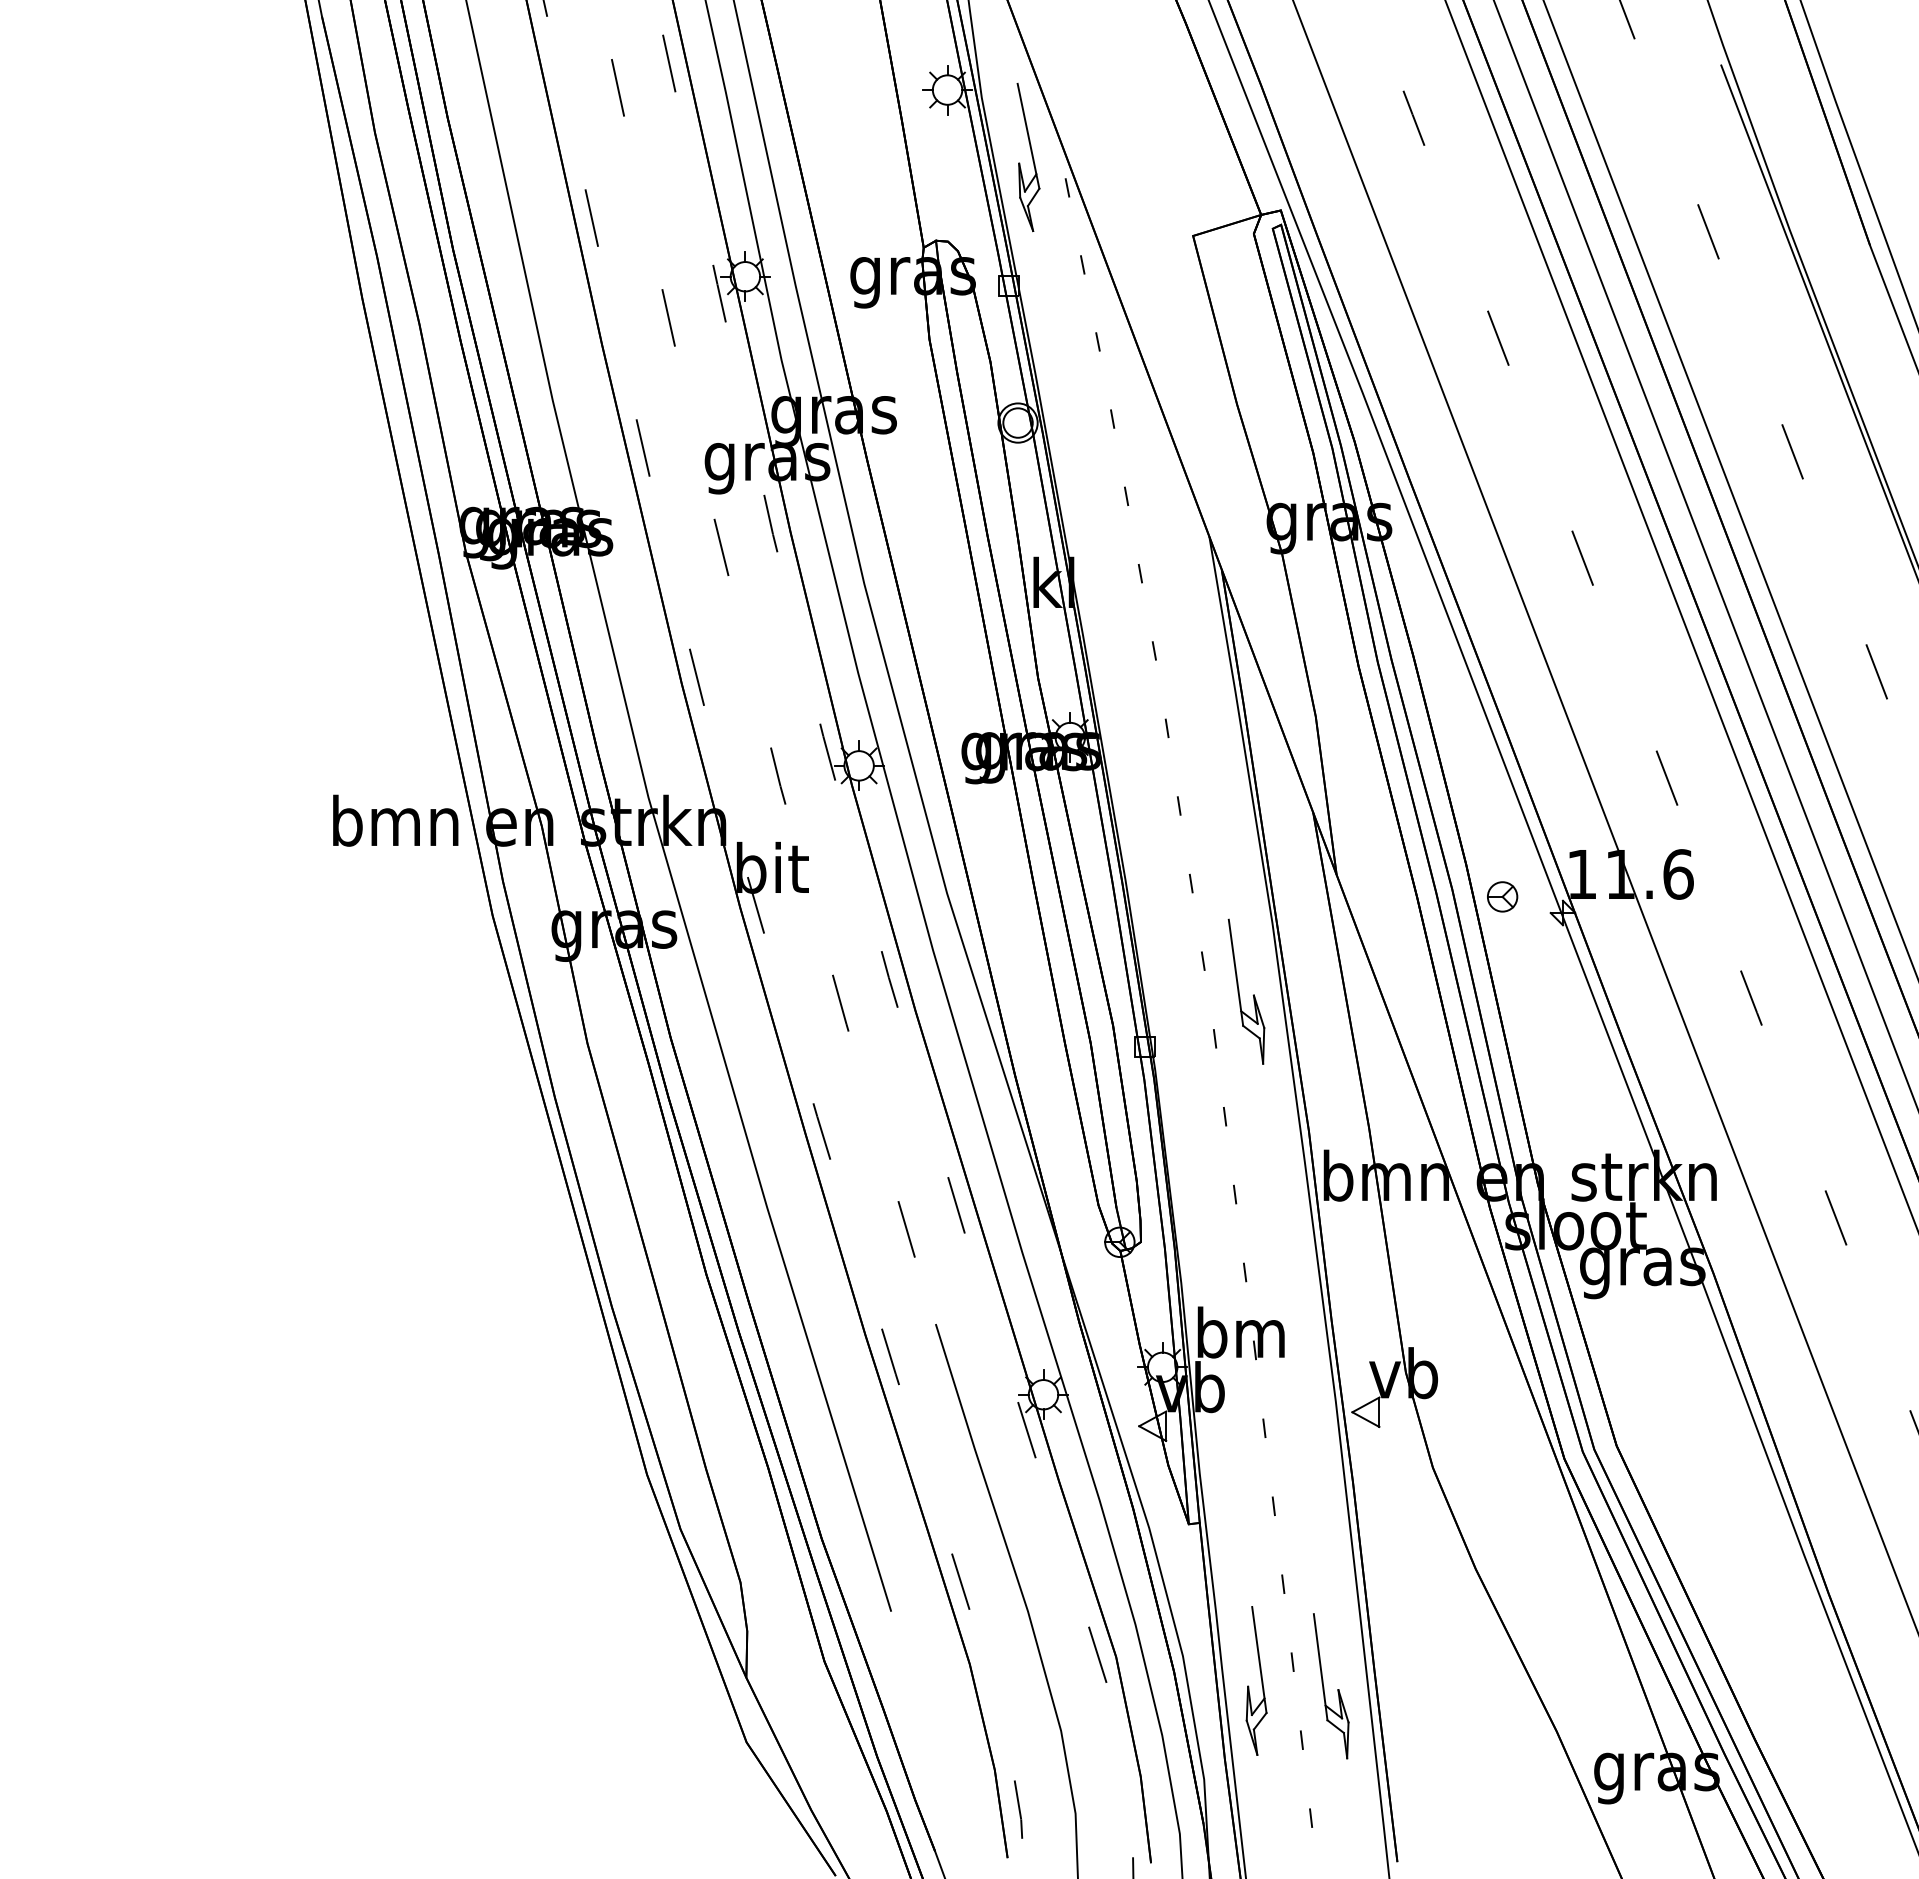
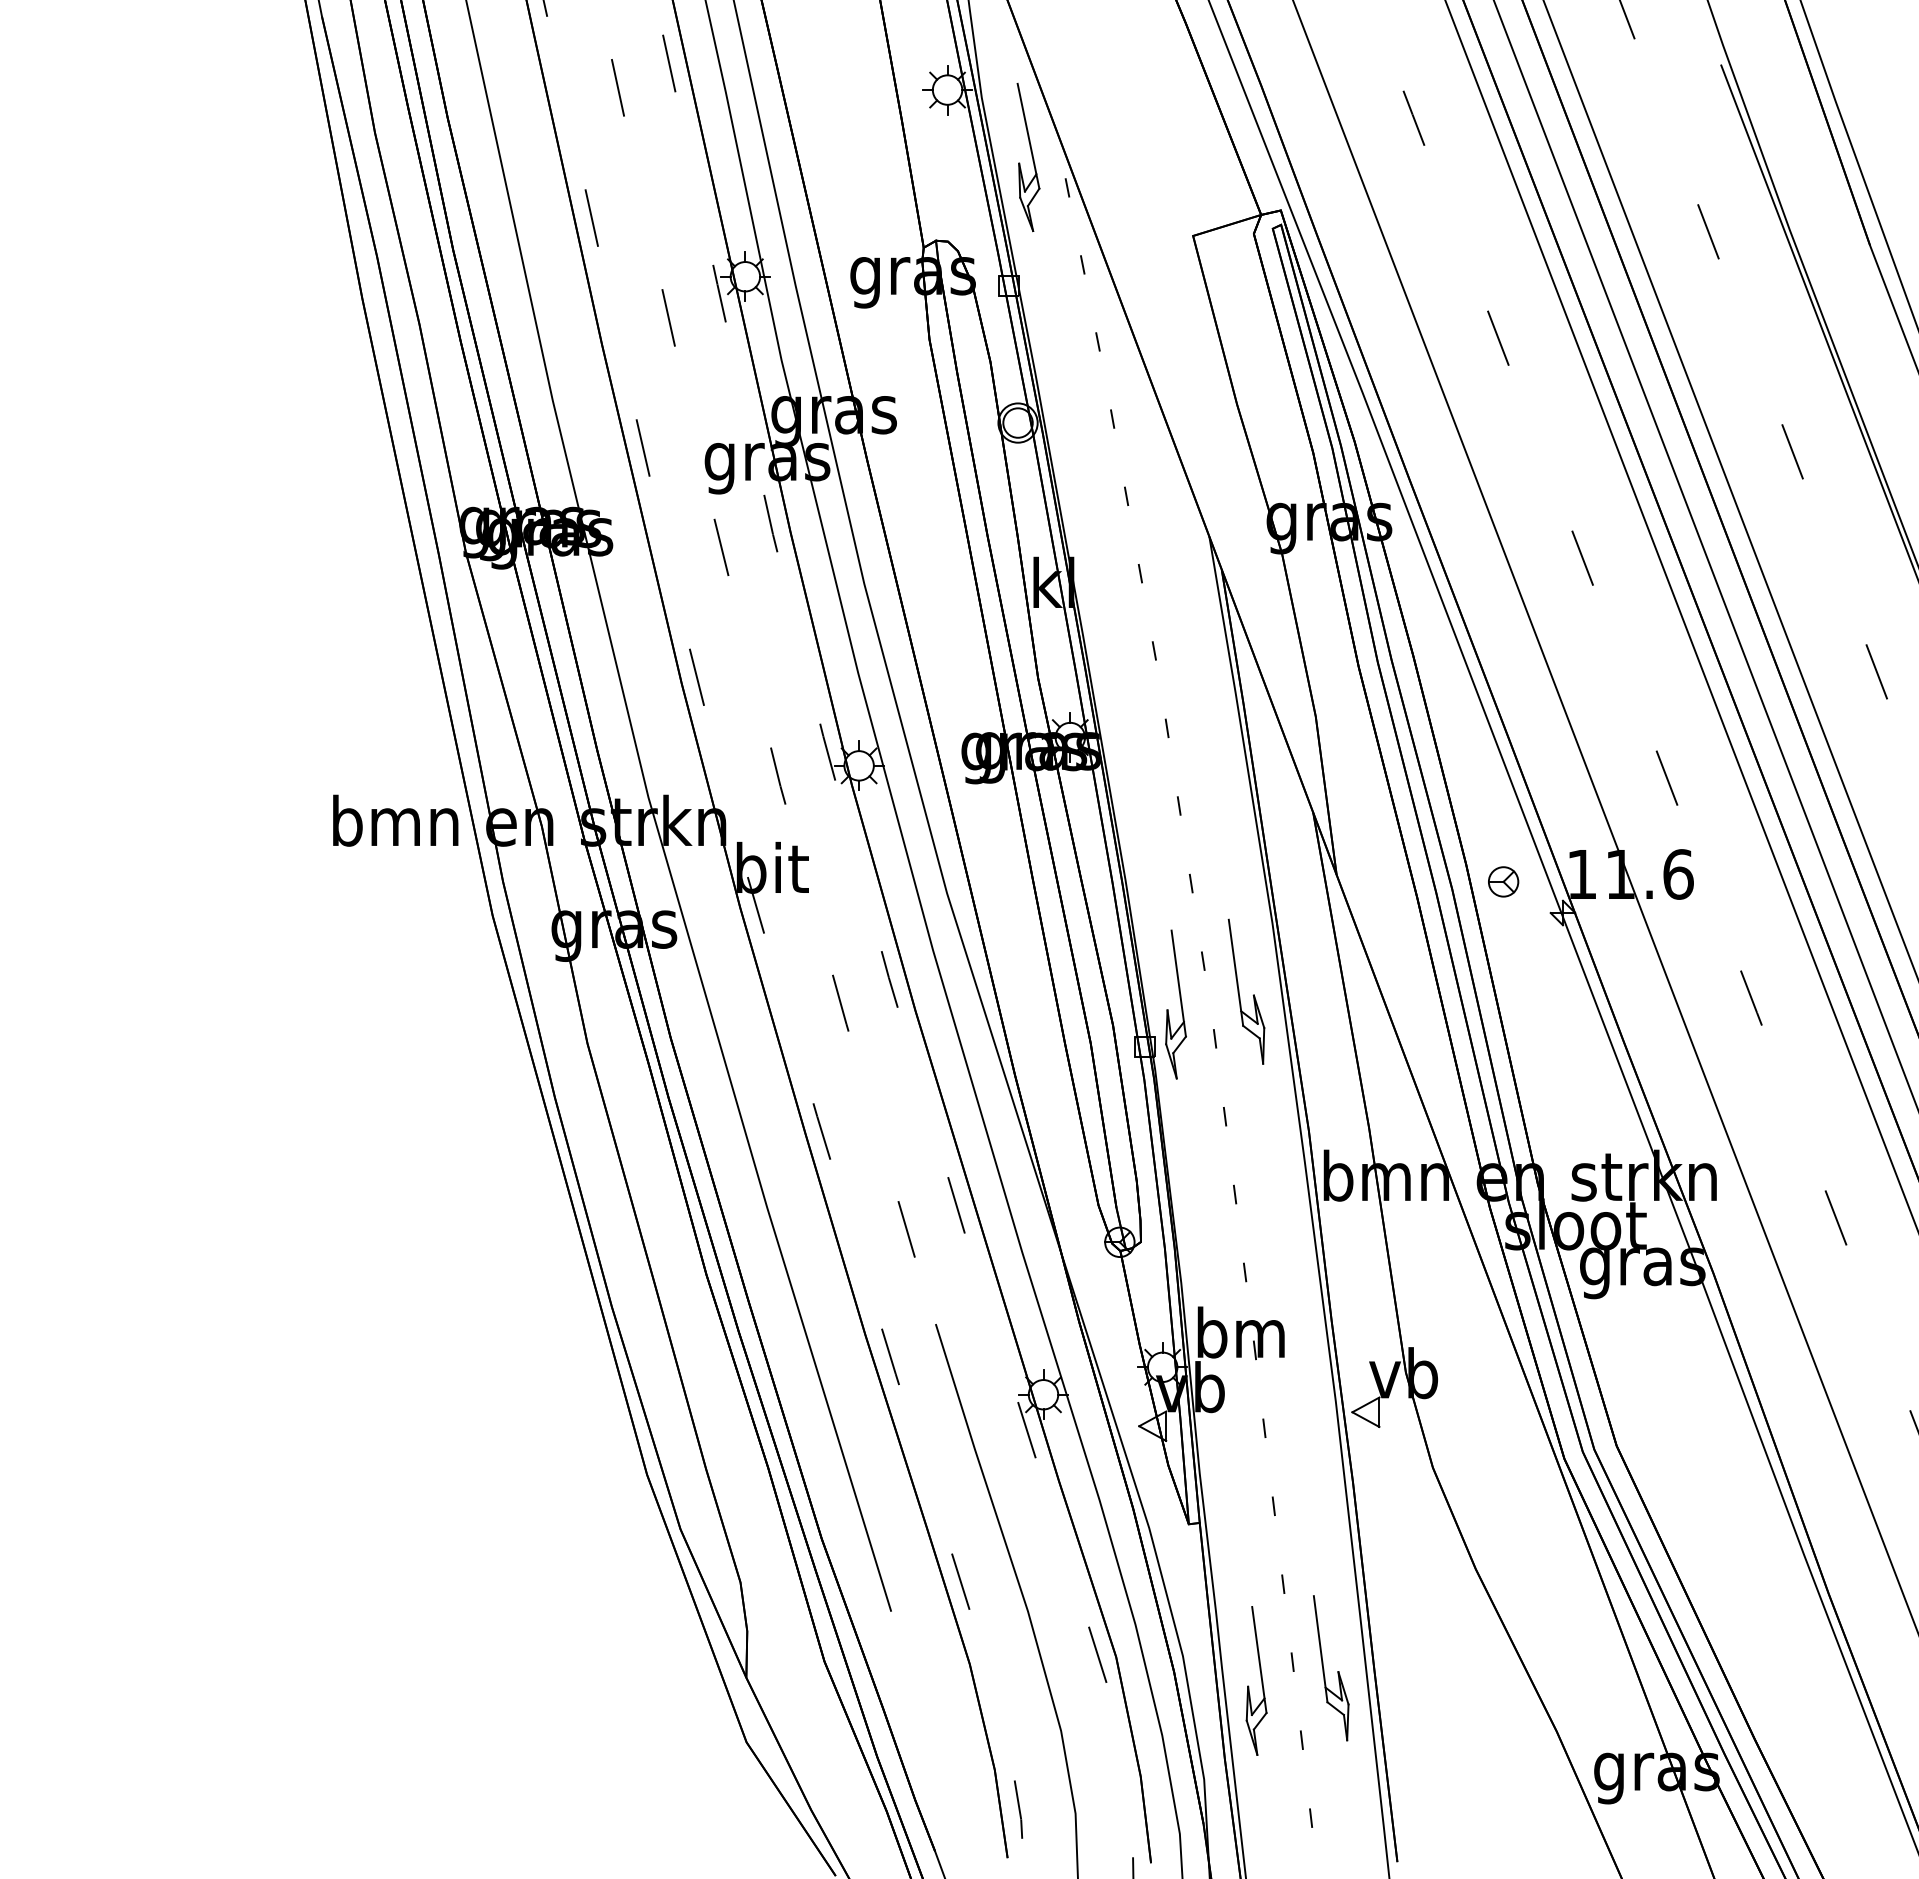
part position: (1502, 896) -> (1503, 881) (1503, 881)
part: none -> present (1175, 1004)
part position: (1337, 1689) -> (1337, 1671) (1337, 1671)
